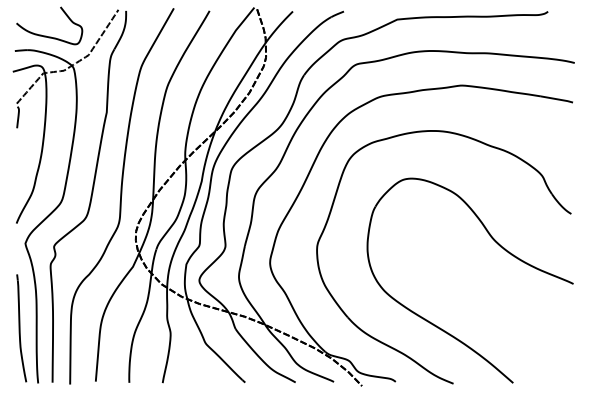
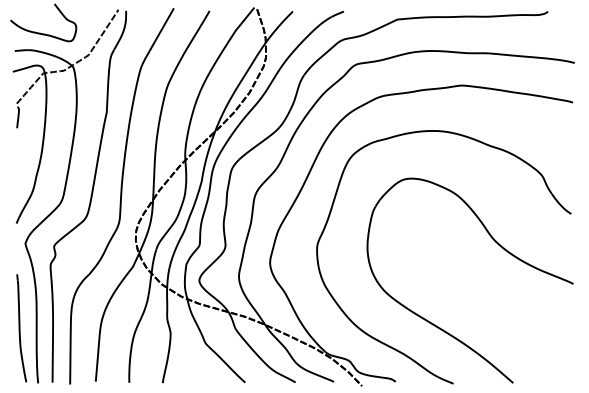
curve position: (46, 35) -> (40, 32) (40, 32)
